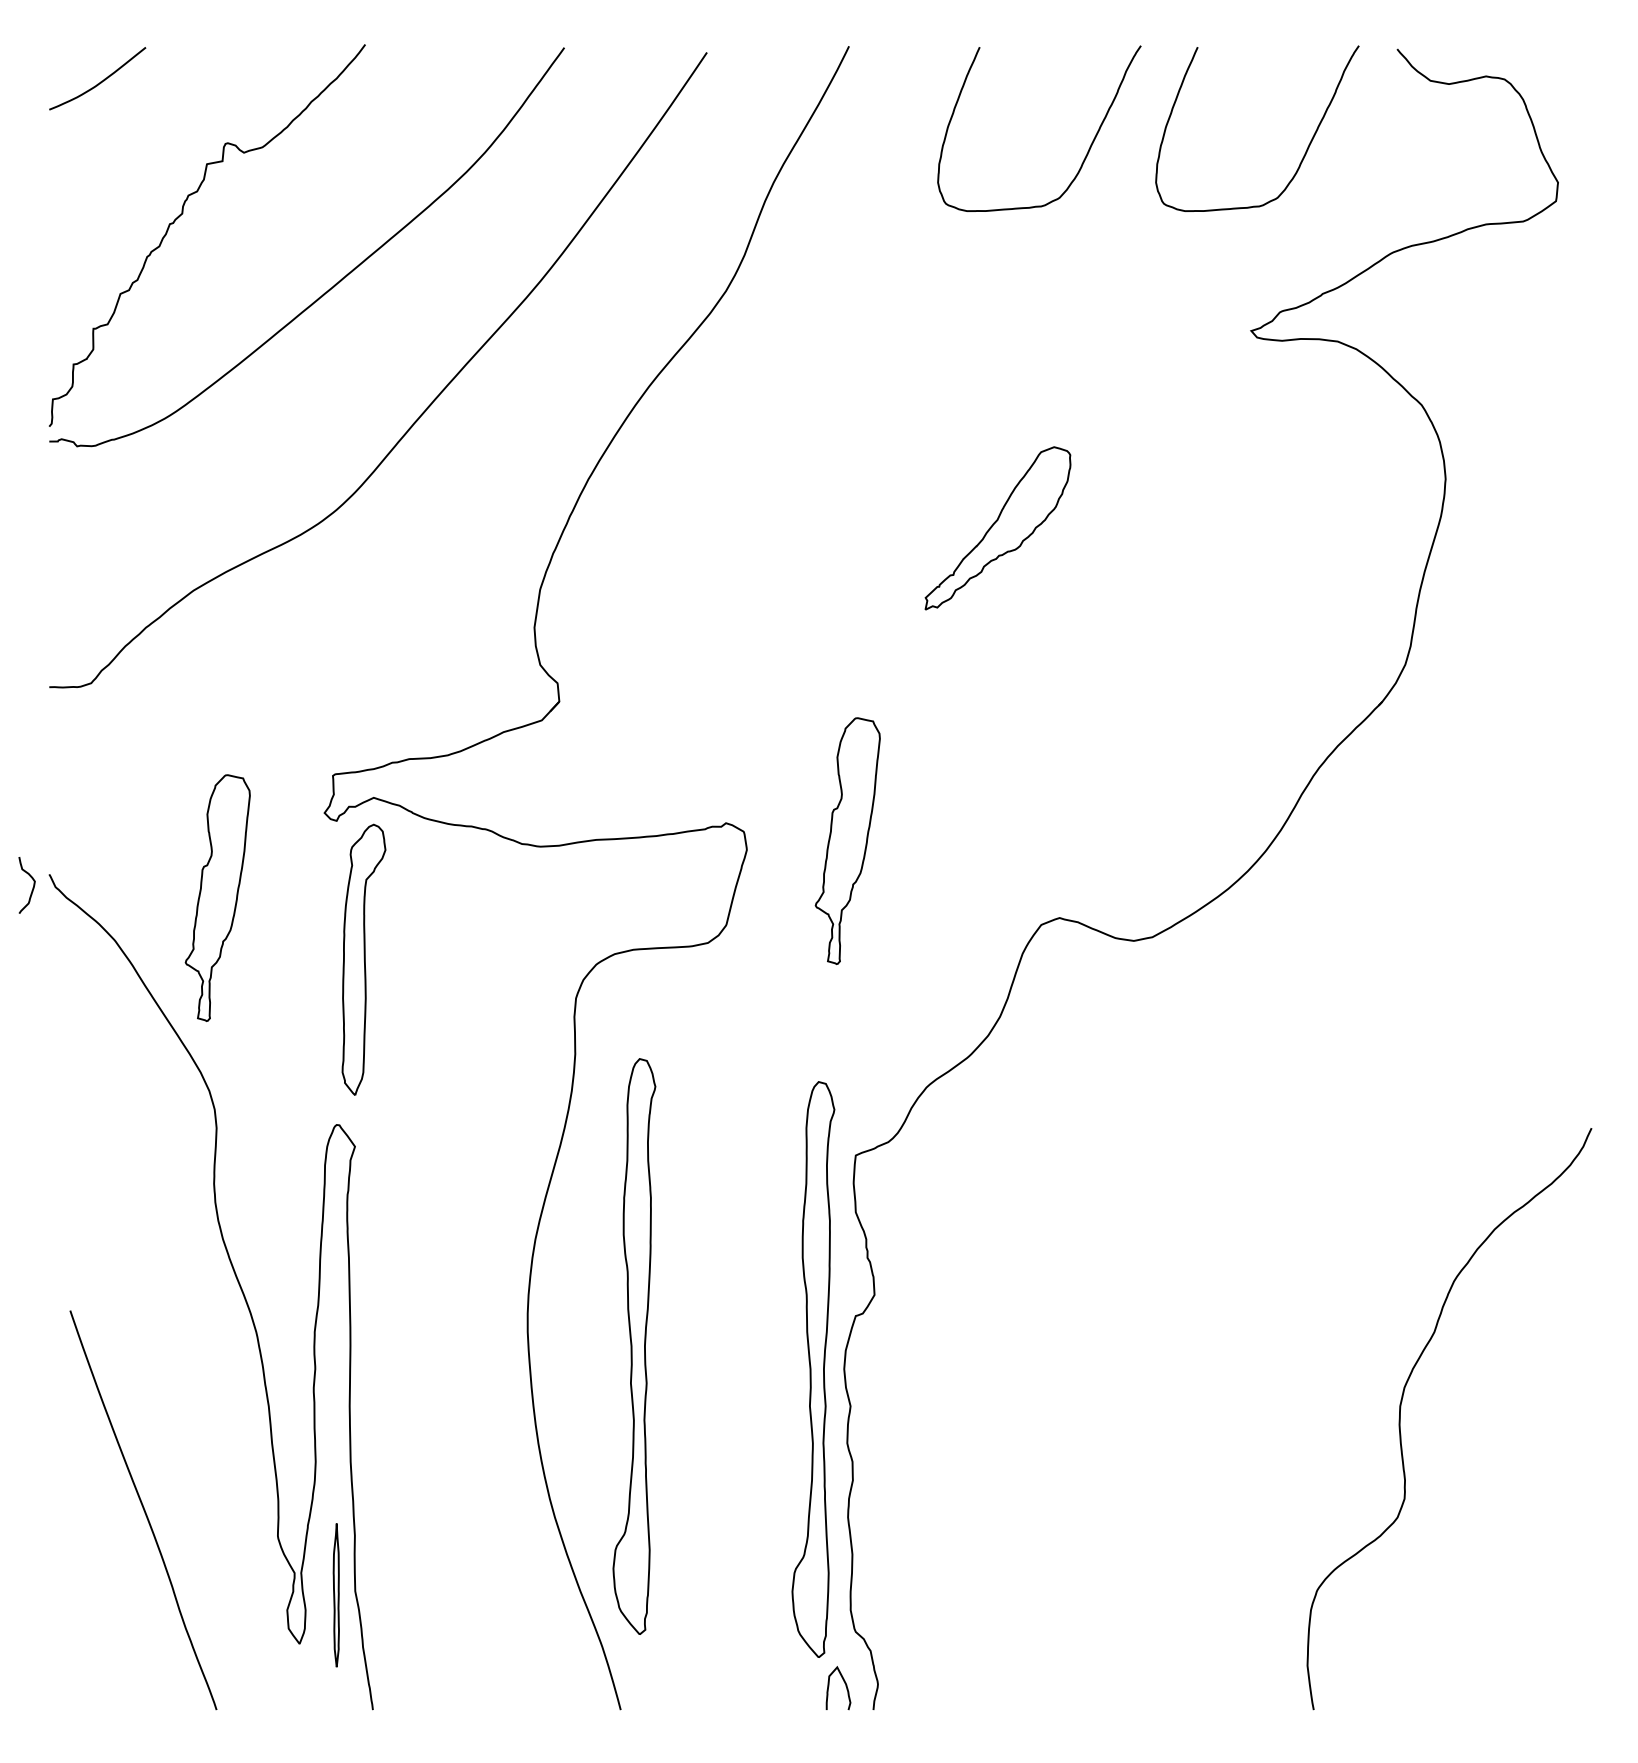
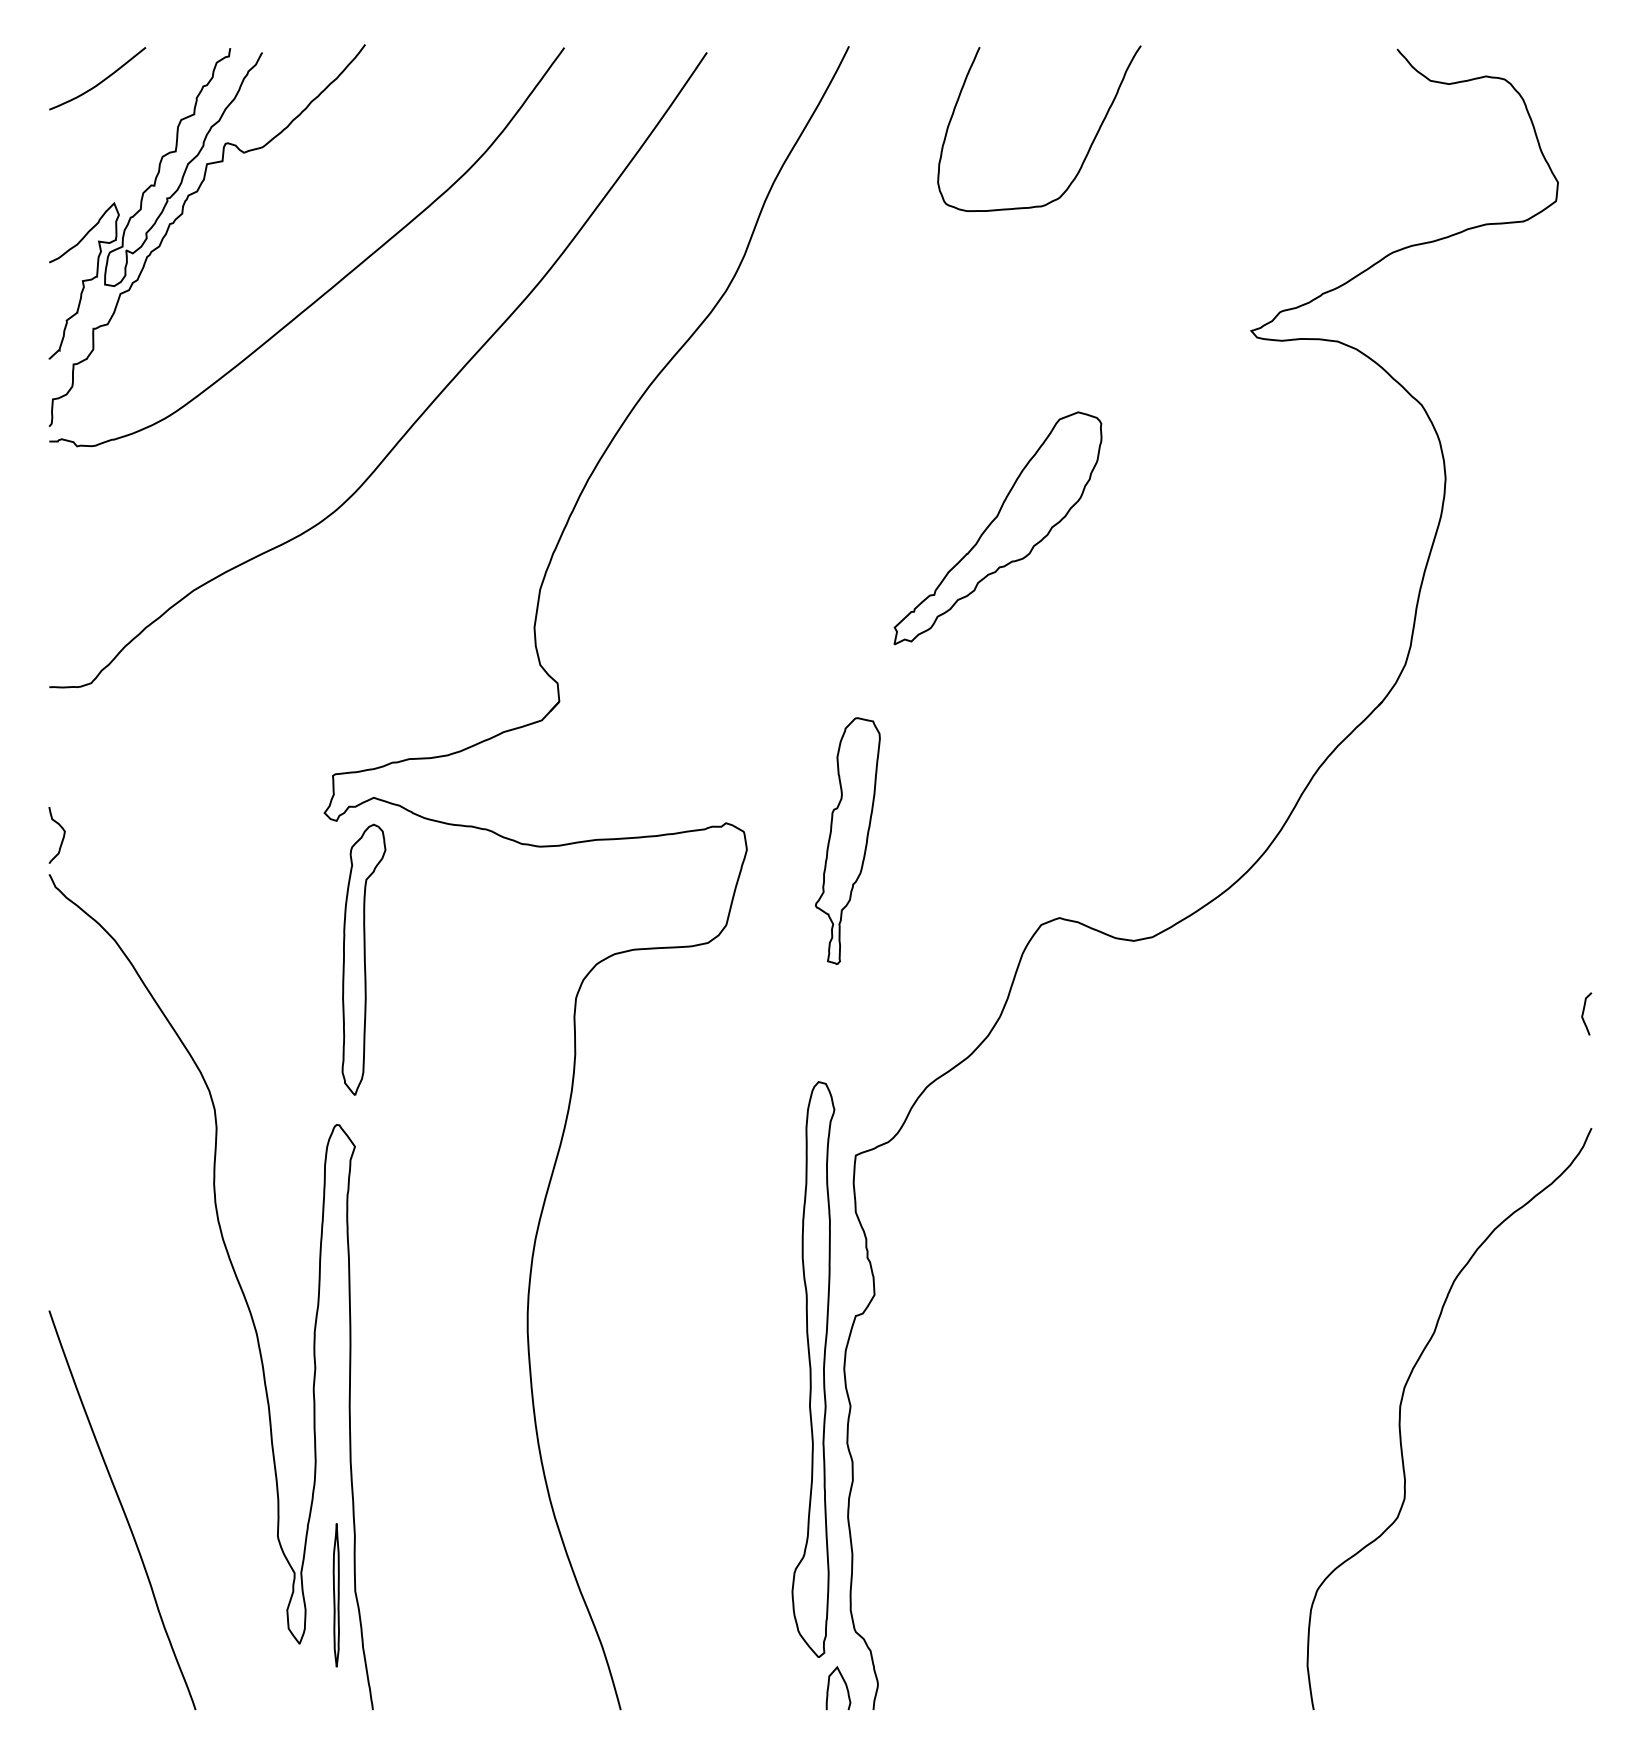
curve: present -> none (1307, 146)
part: none -> present (163, 206)
part size: 148x165 px -> 210x235 px (997, 528)
curve position: (32, 887) -> (62, 837) (62, 837)
part: present -> none (217, 897)
curve: none -> present (1584, 1011)
part: present -> none (634, 1346)
curve position: (143, 1510) -> (122, 1510) (122, 1510)
